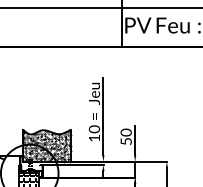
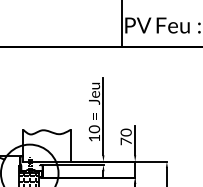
line: present -> none (100, 7)
text: 50 -> 70 (125, 141)
hatch: present -> none (46, 145)
